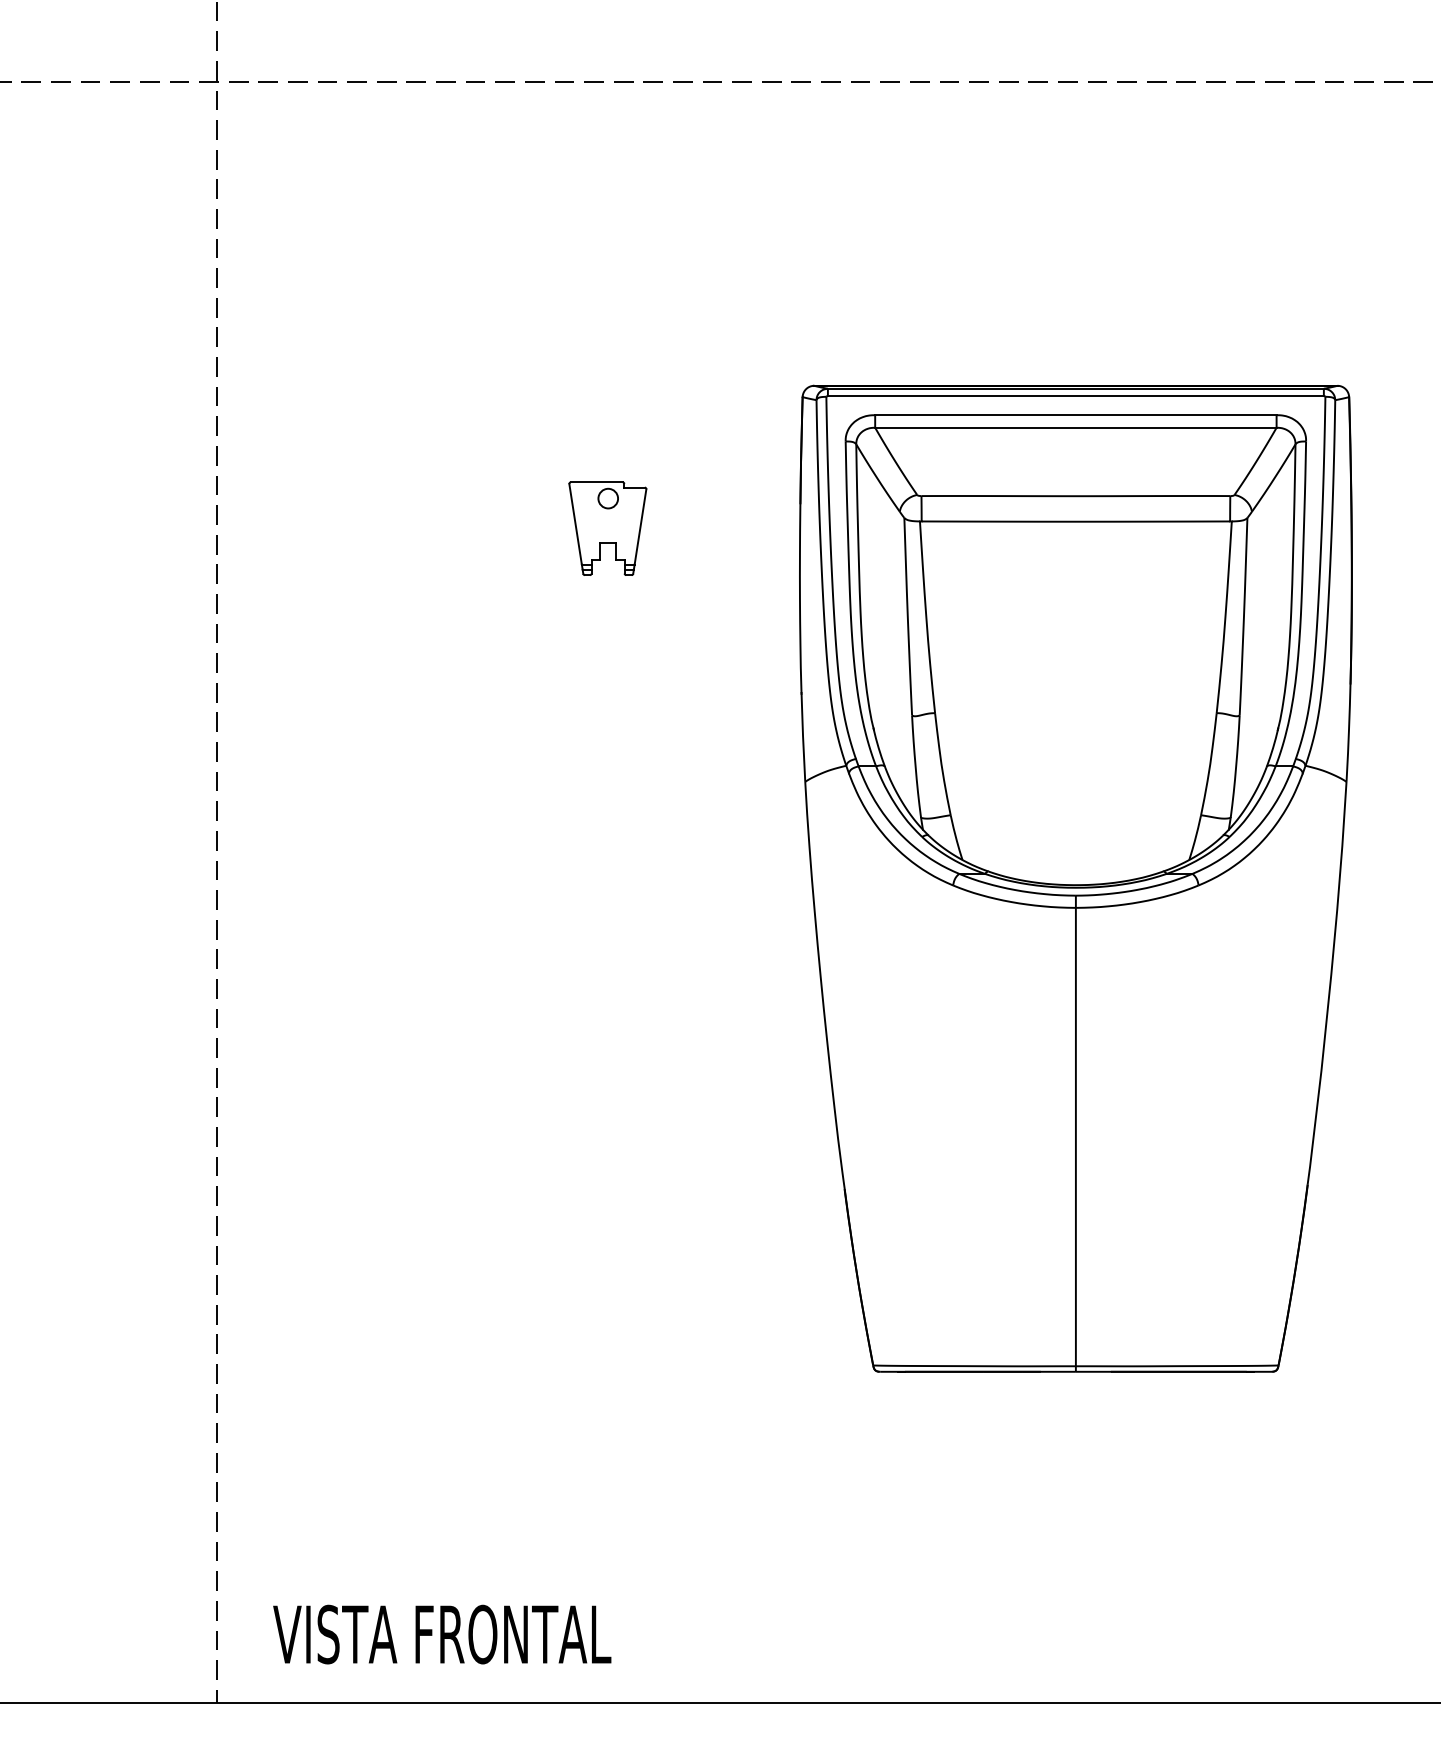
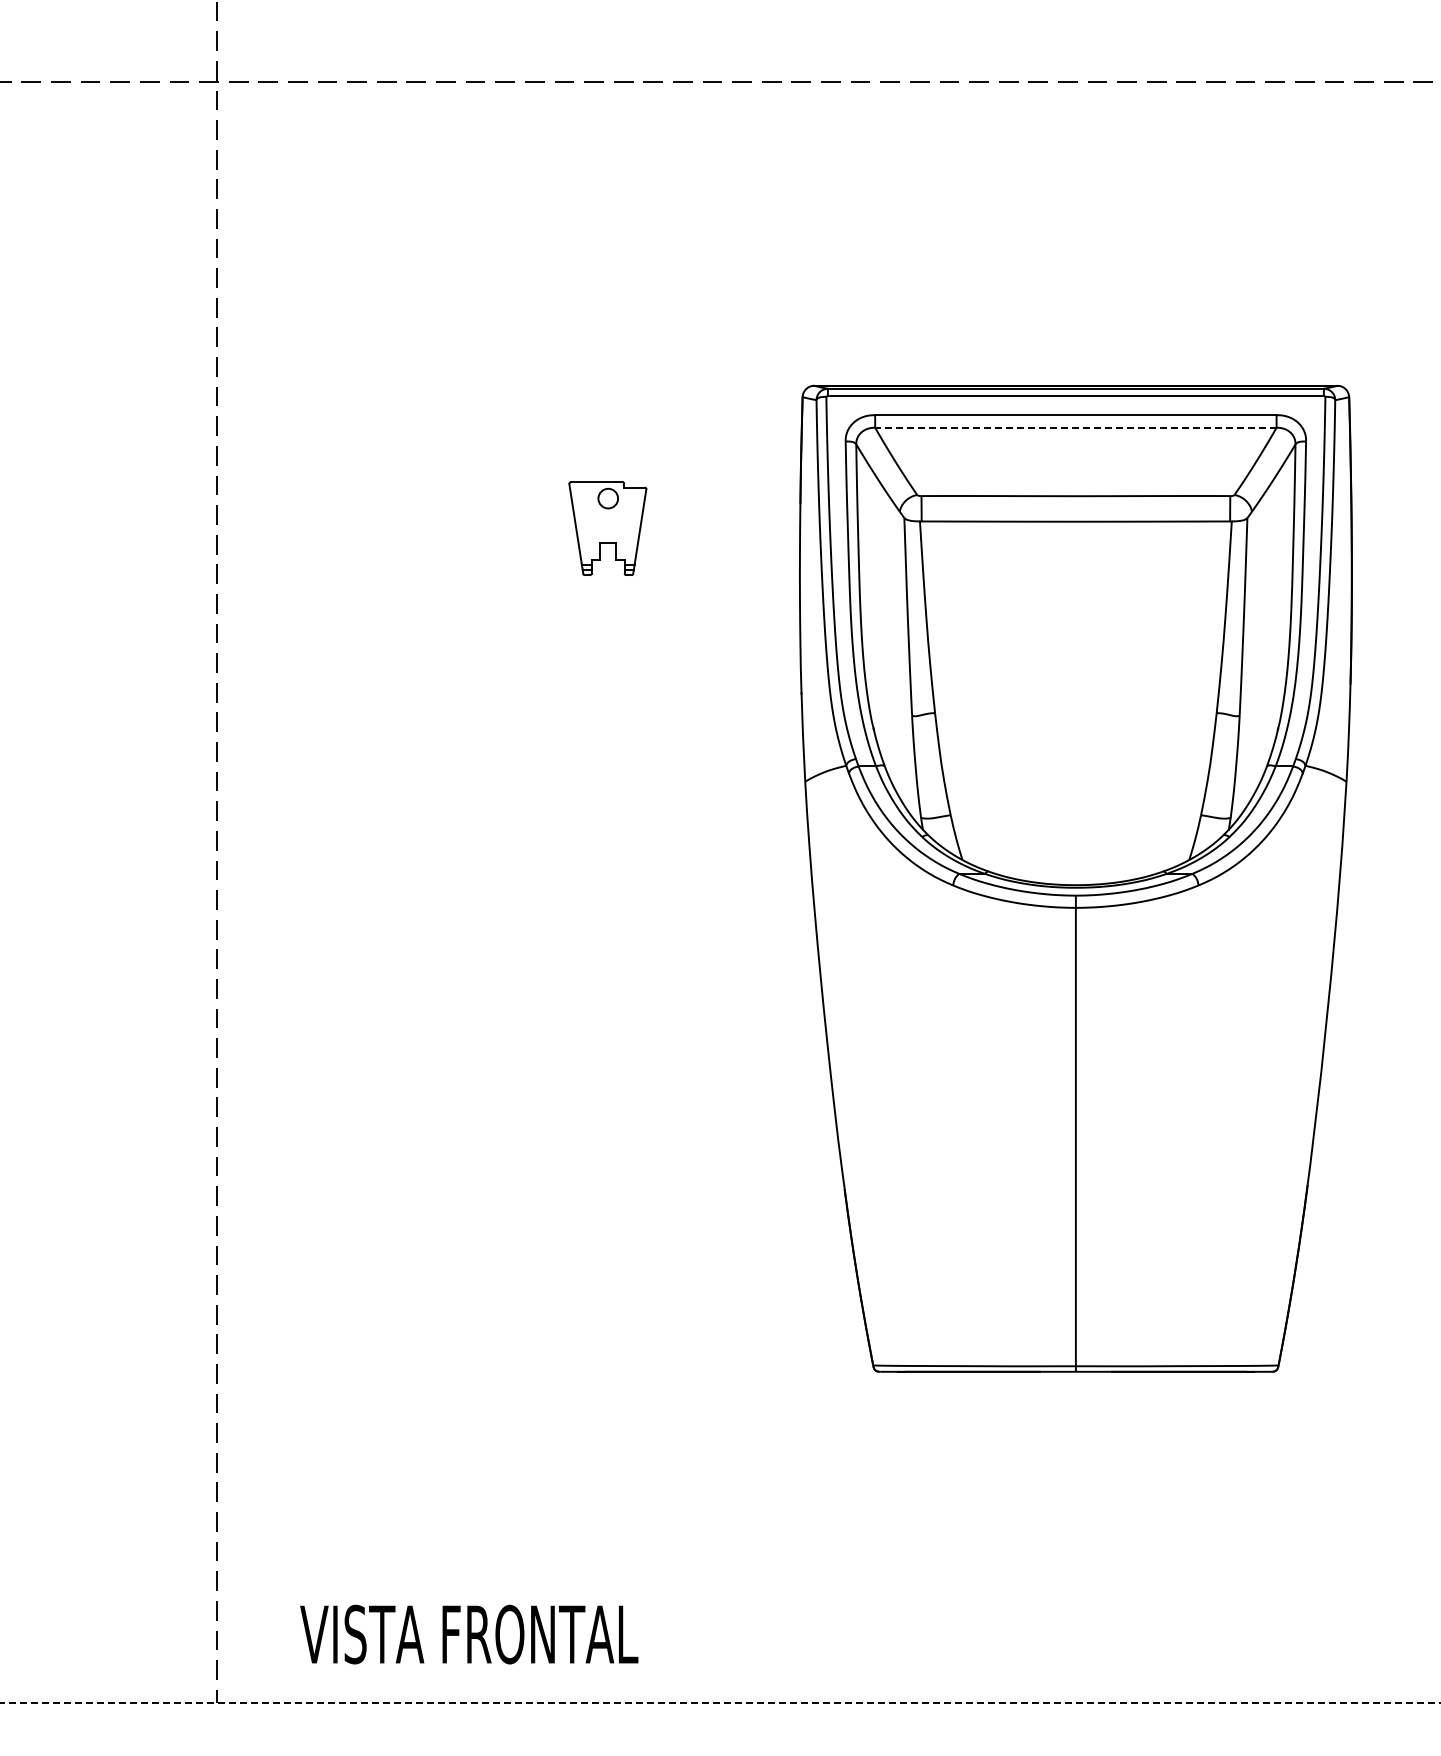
line: solid -> dashed (1075, 427)
text position: (442, 1634) -> (469, 1634) (469, 1634)
line: solid -> dashed (720, 1703)
